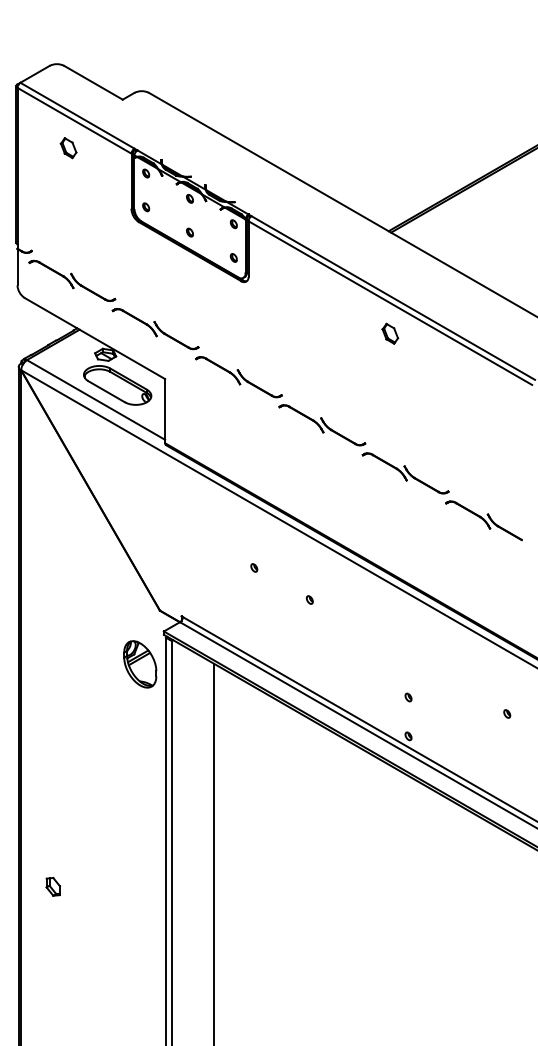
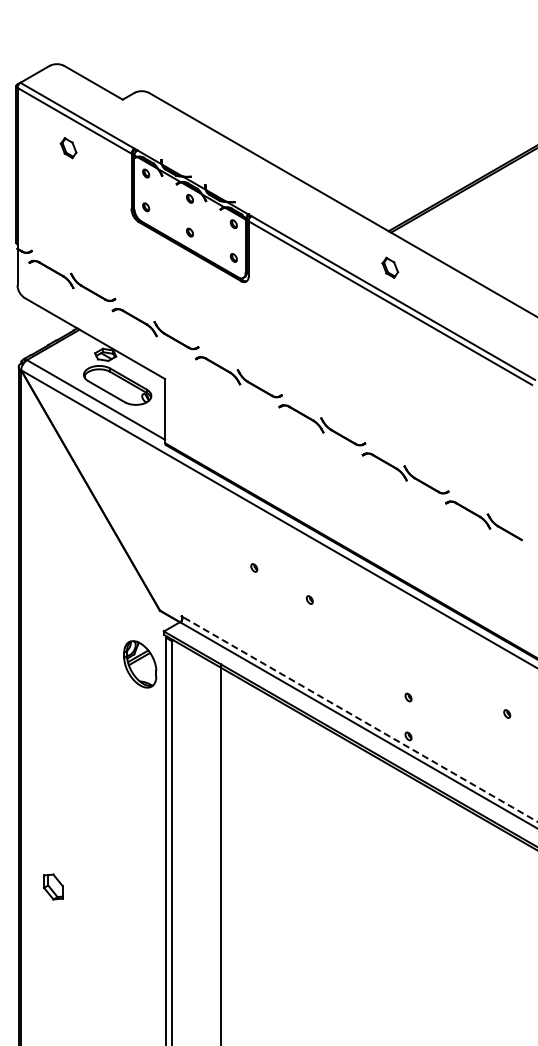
part position: (390, 333) -> (390, 267) (390, 267)
line: solid -> dashed (360, 719)
line position: (214, 852) -> (221, 852) (221, 852)
part size: 16x21 px -> 21x28 px (53, 886)
